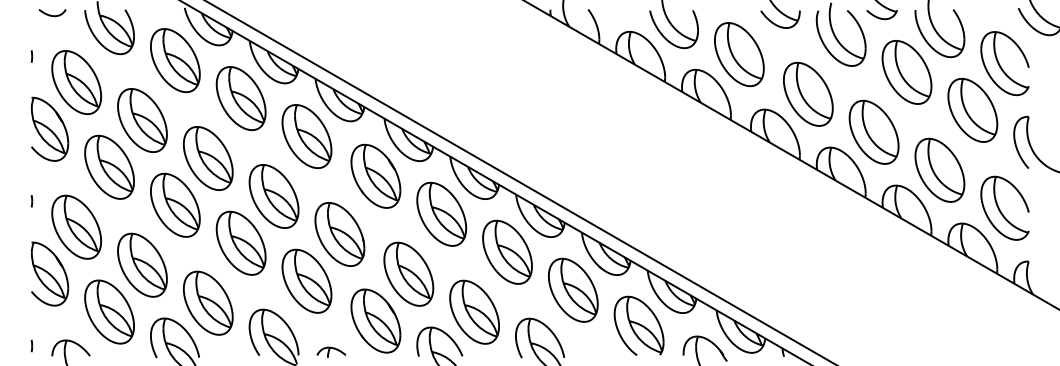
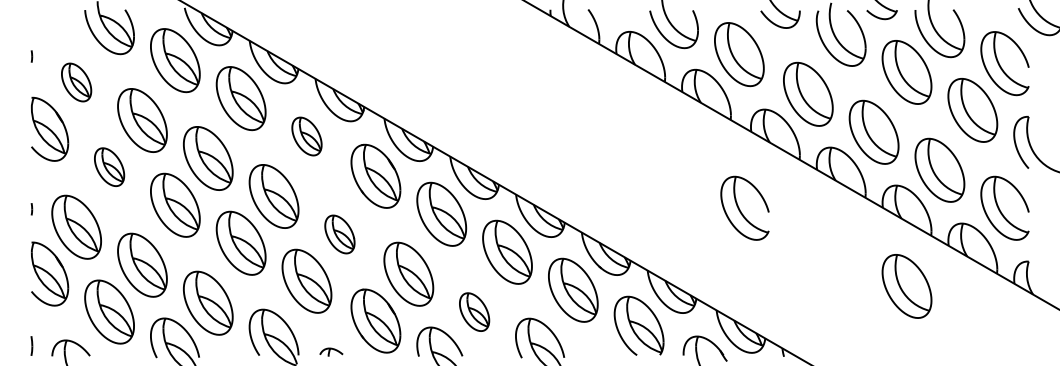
curve: present -> none (52, 15)
part size: 51x65 px -> 32x41 px (76, 82)
part size: 52x65 px -> 32x41 px (306, 136)
part size: 51x66 px -> 32x40 px (109, 166)
line: present -> none (520, 182)
part position: (31, 201) -> (31, 209) (31, 209)
part: none -> present (744, 207)
part size: 52x65 px -> 32x41 px (339, 234)
part: none -> present (906, 286)
part size: 51x66 px -> 32x40 px (474, 311)
part size: 4x14 px -> 4x20 px (31, 345)
part size: 31x12 px -> 25x10 px (331, 351)
